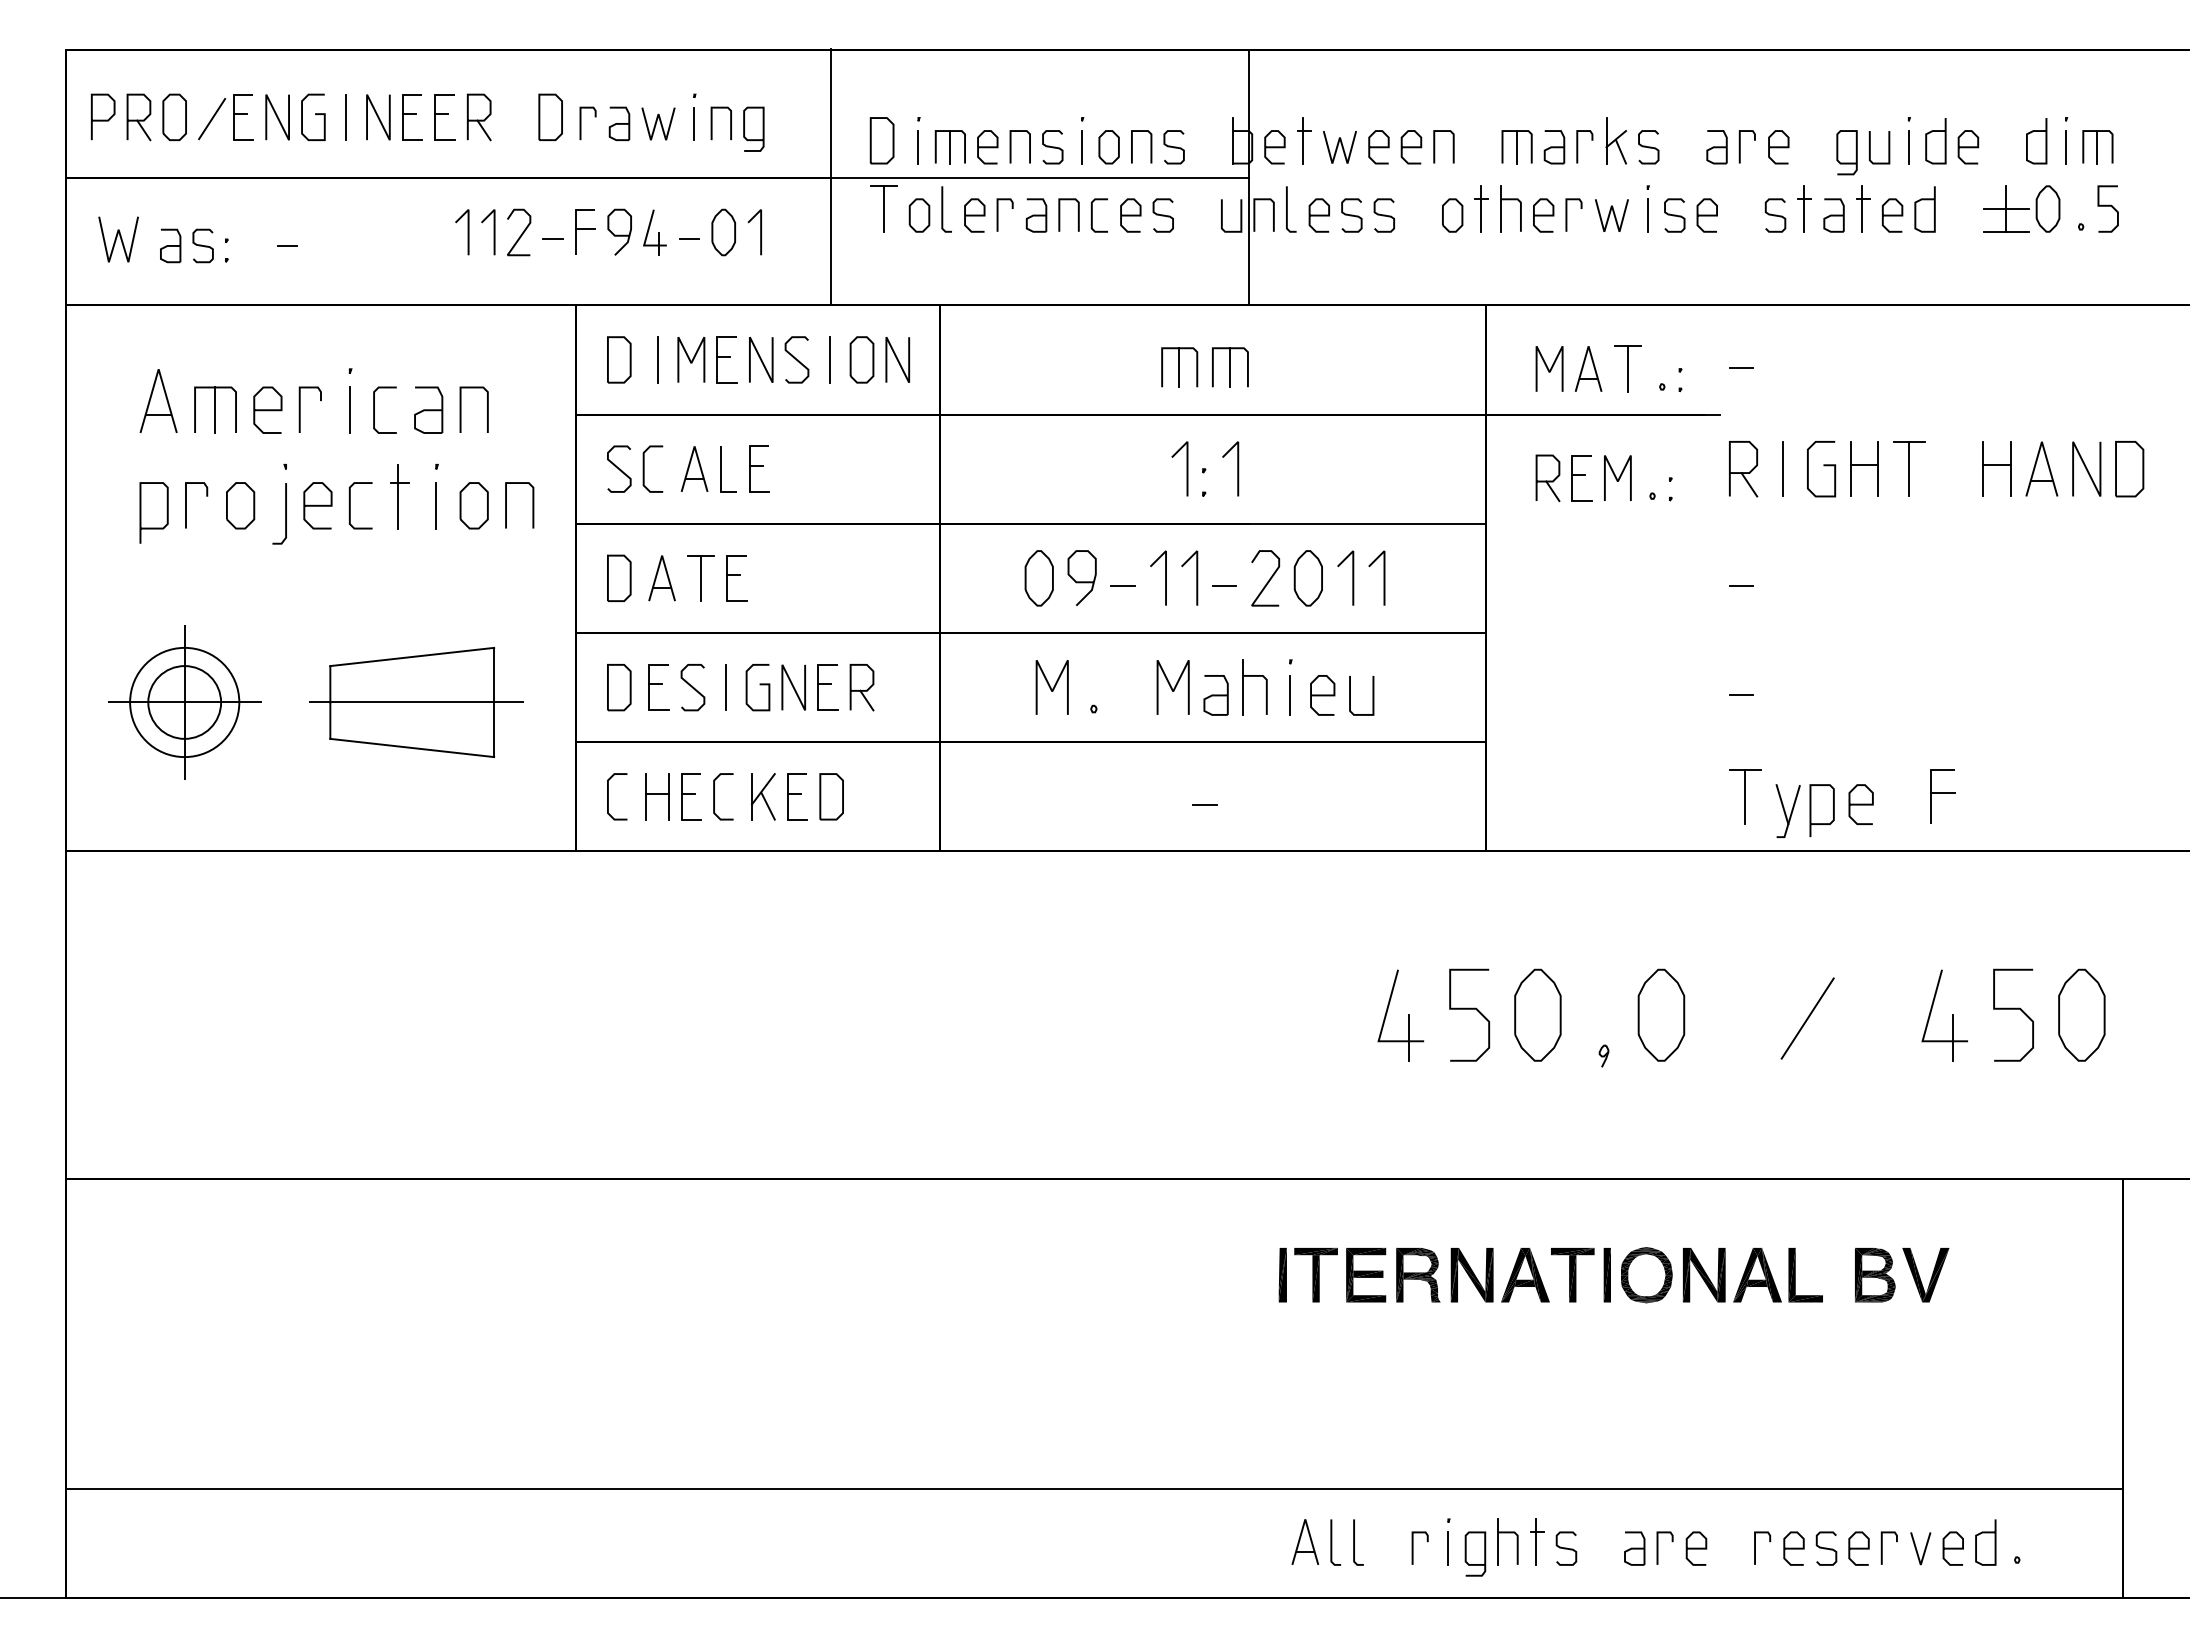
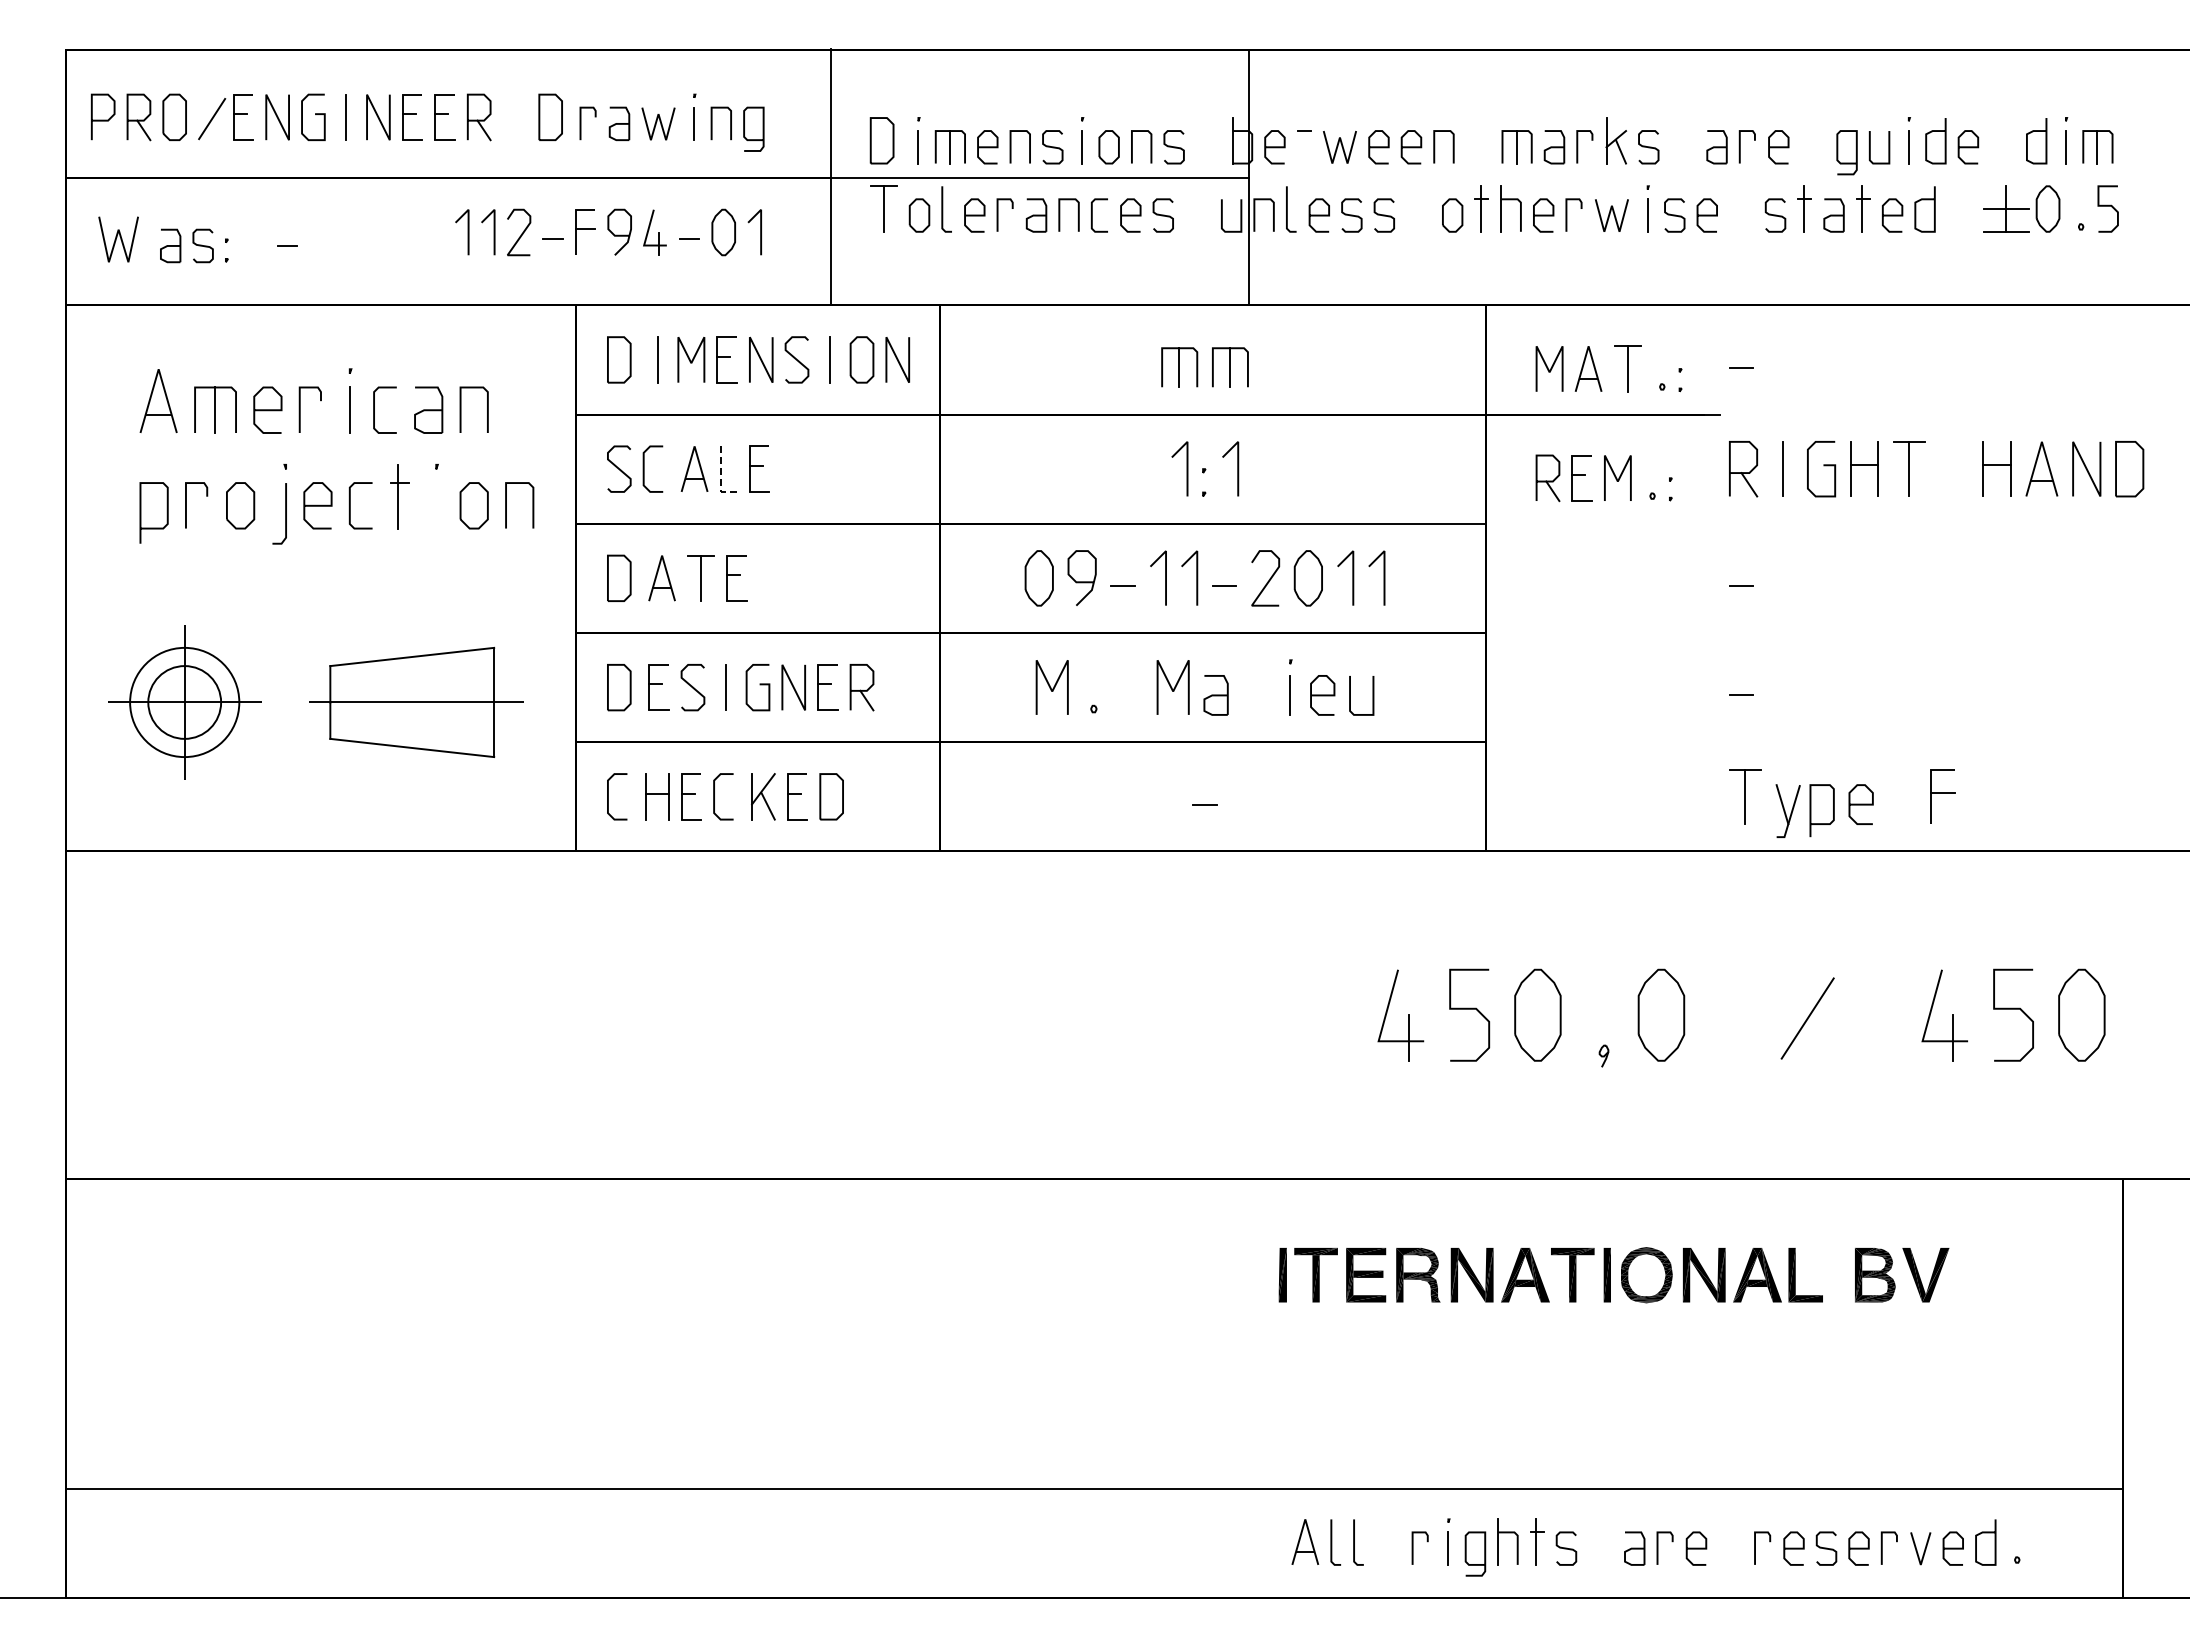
line: present -> none (1303, 140)
line: solid -> dashed (720, 478)
line: present -> none (436, 505)
part: present -> none (1254, 676)
